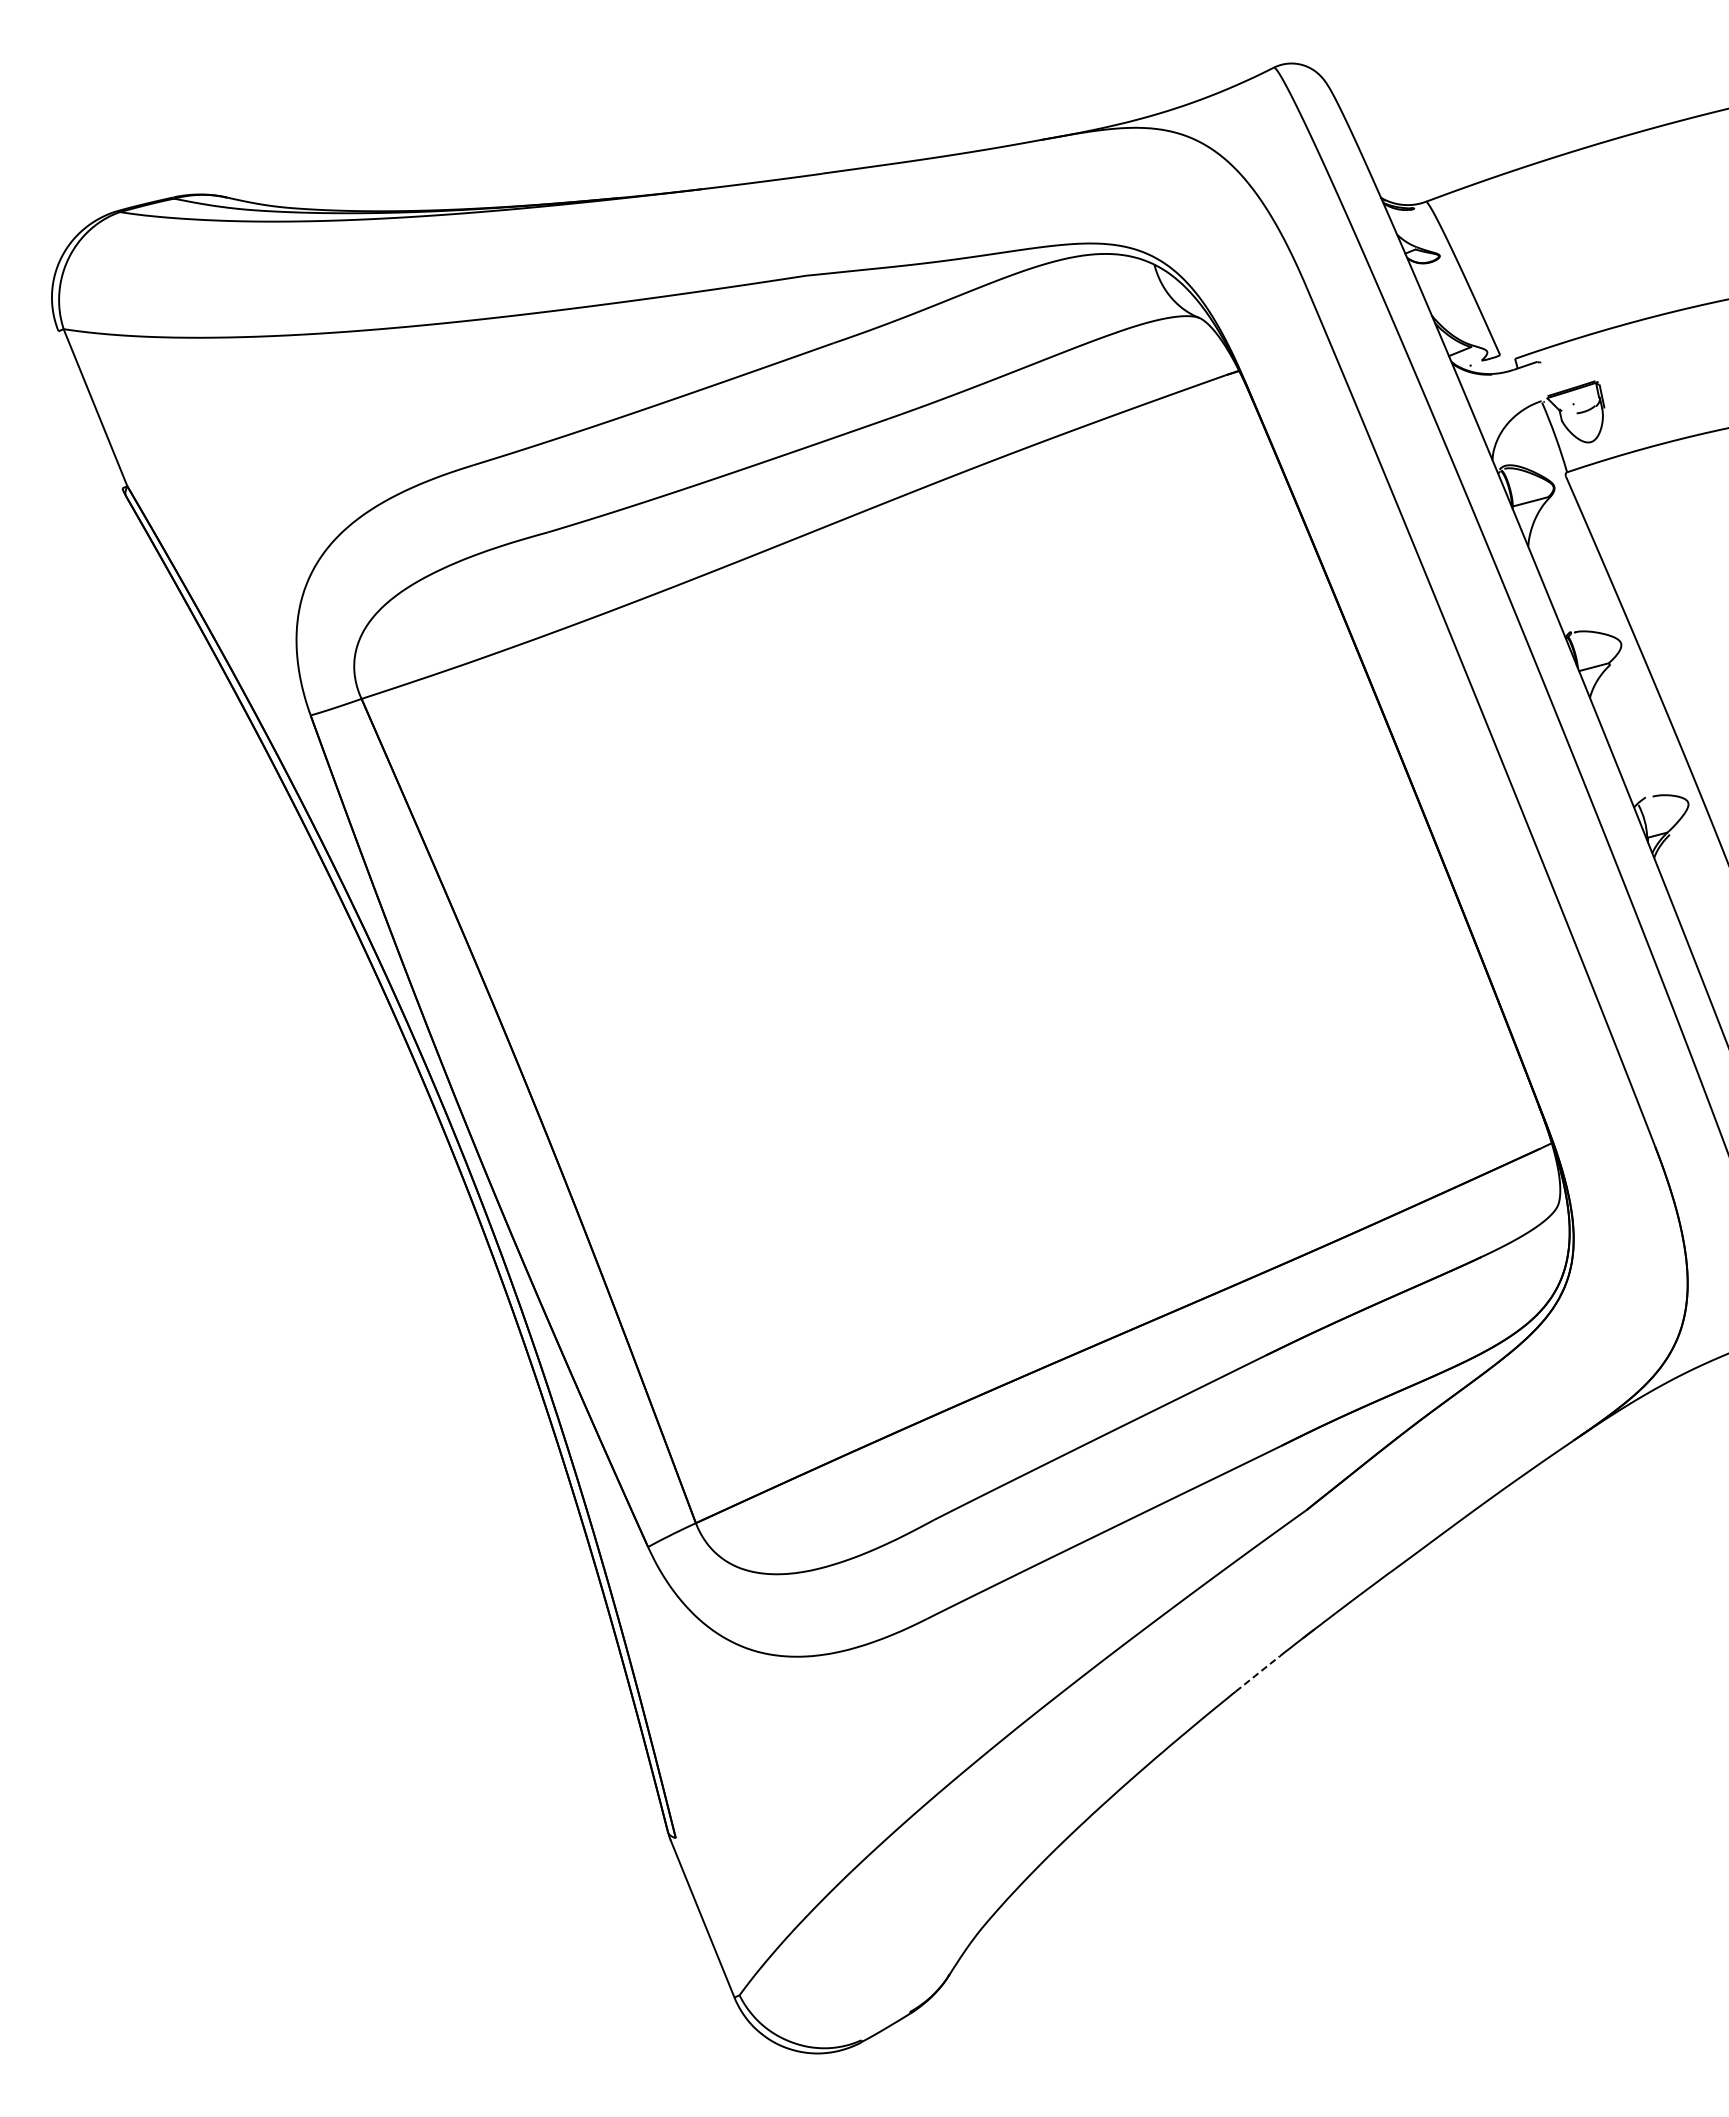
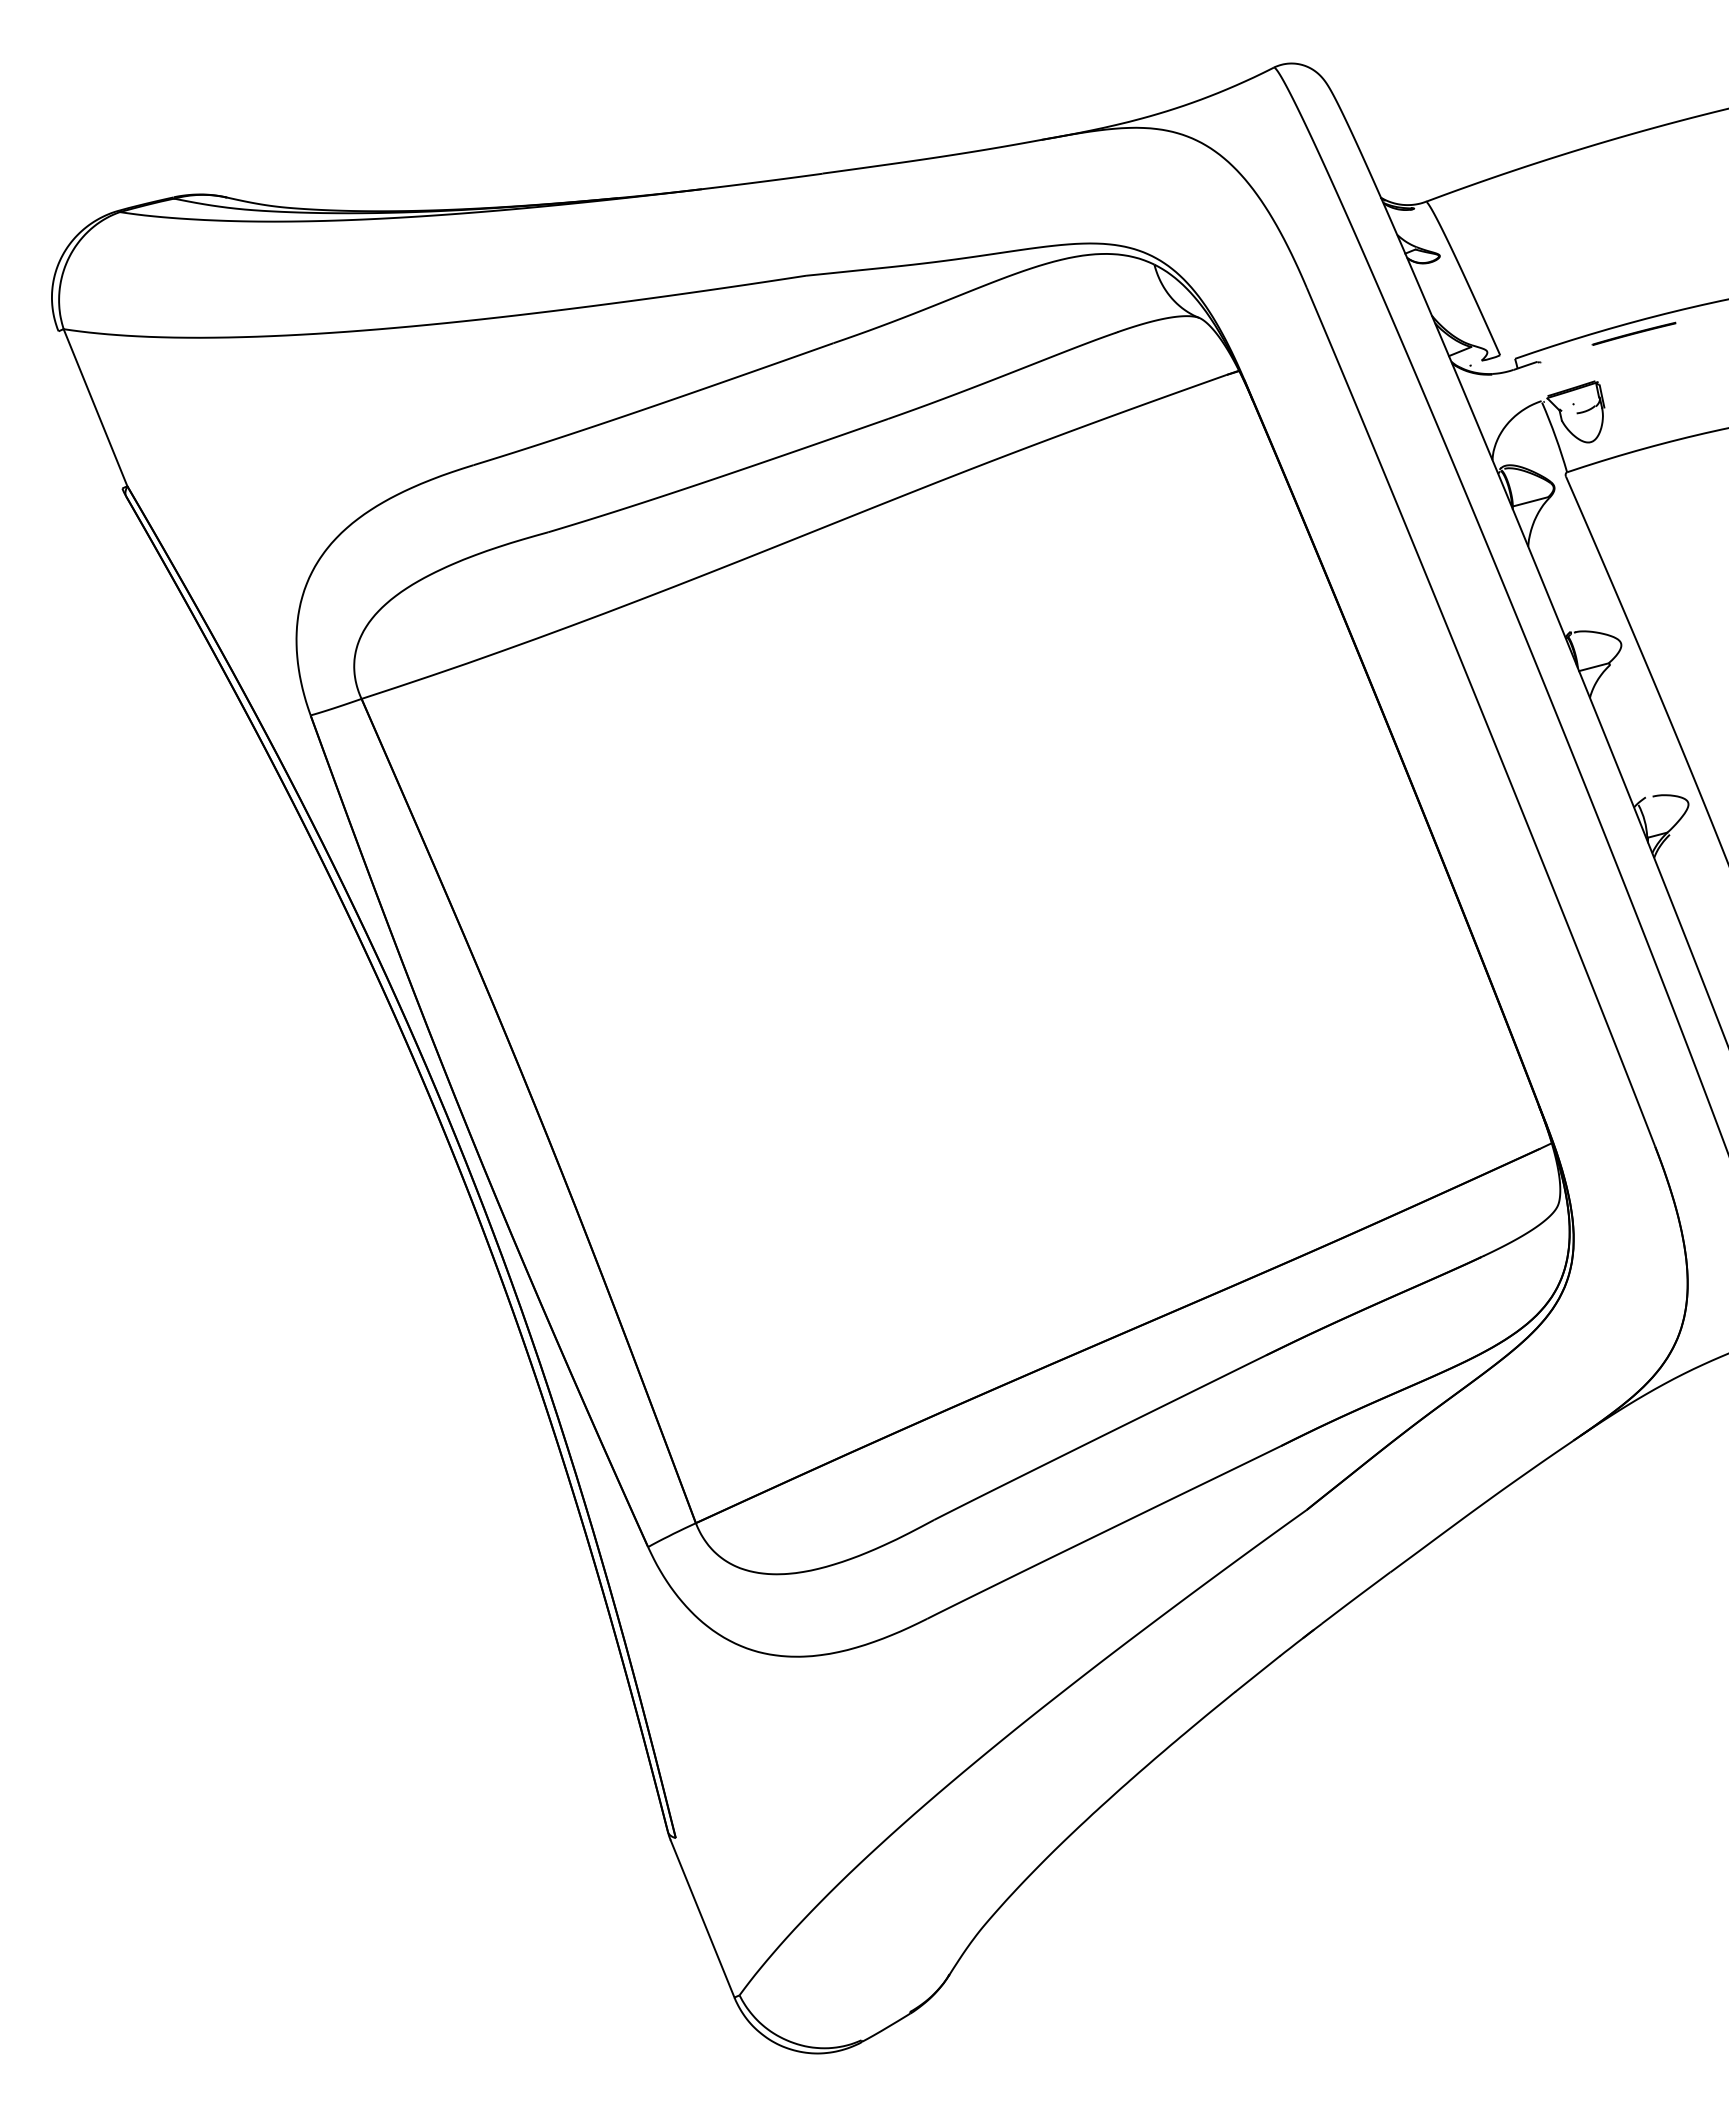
line: none -> present (1633, 333)
line: dashed -> solid (1258, 1673)
